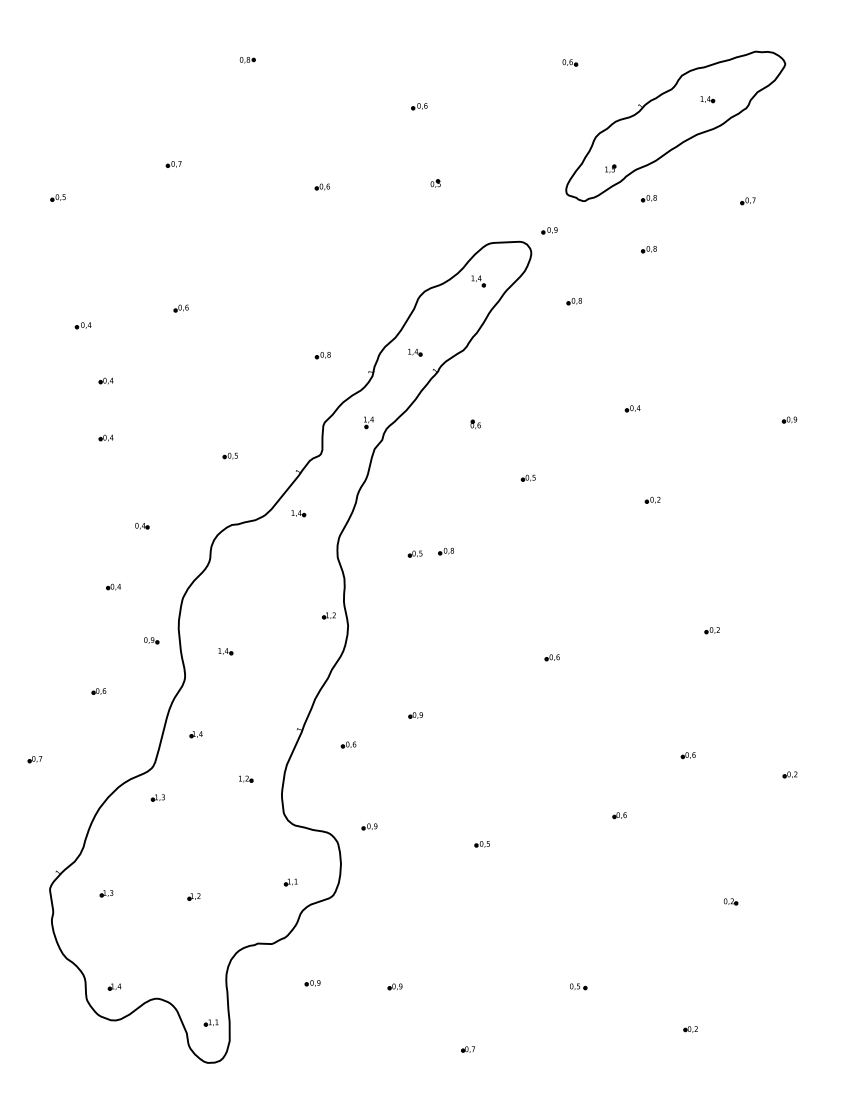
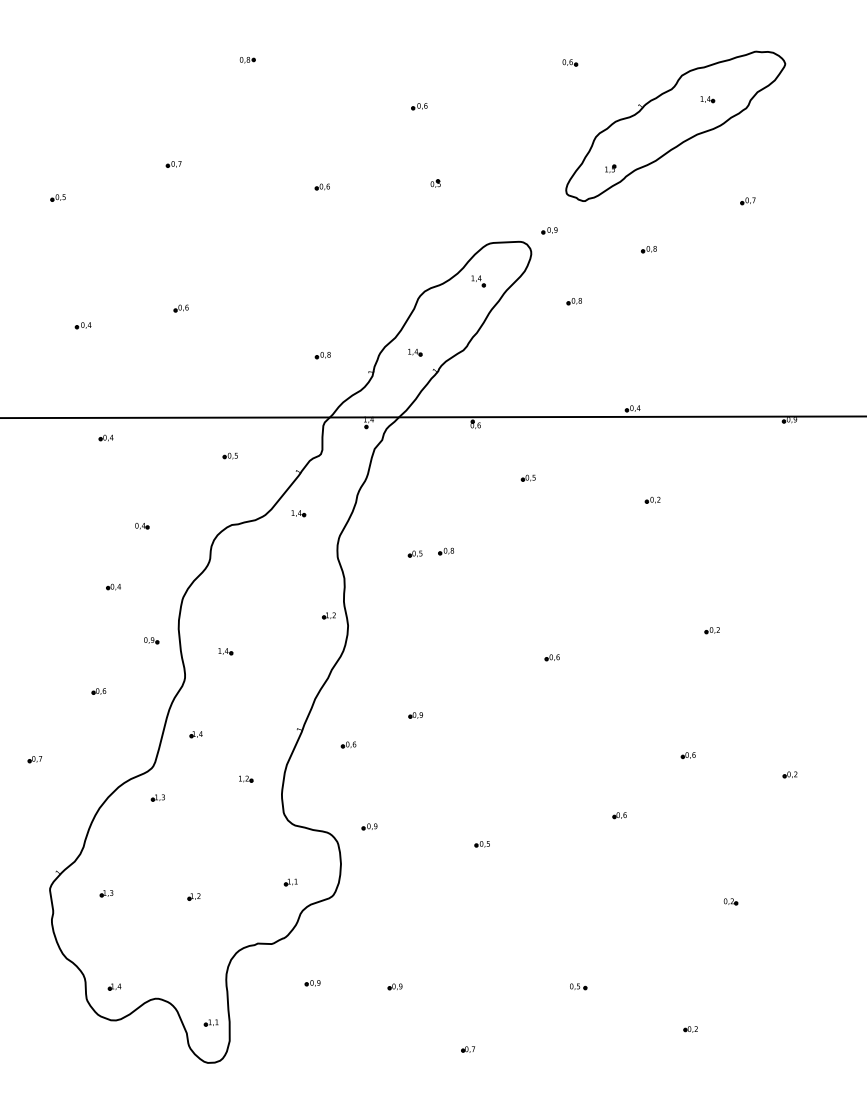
part: present -> none (648, 198)
part: present -> none (105, 380)
line: none -> present (432, 417)
